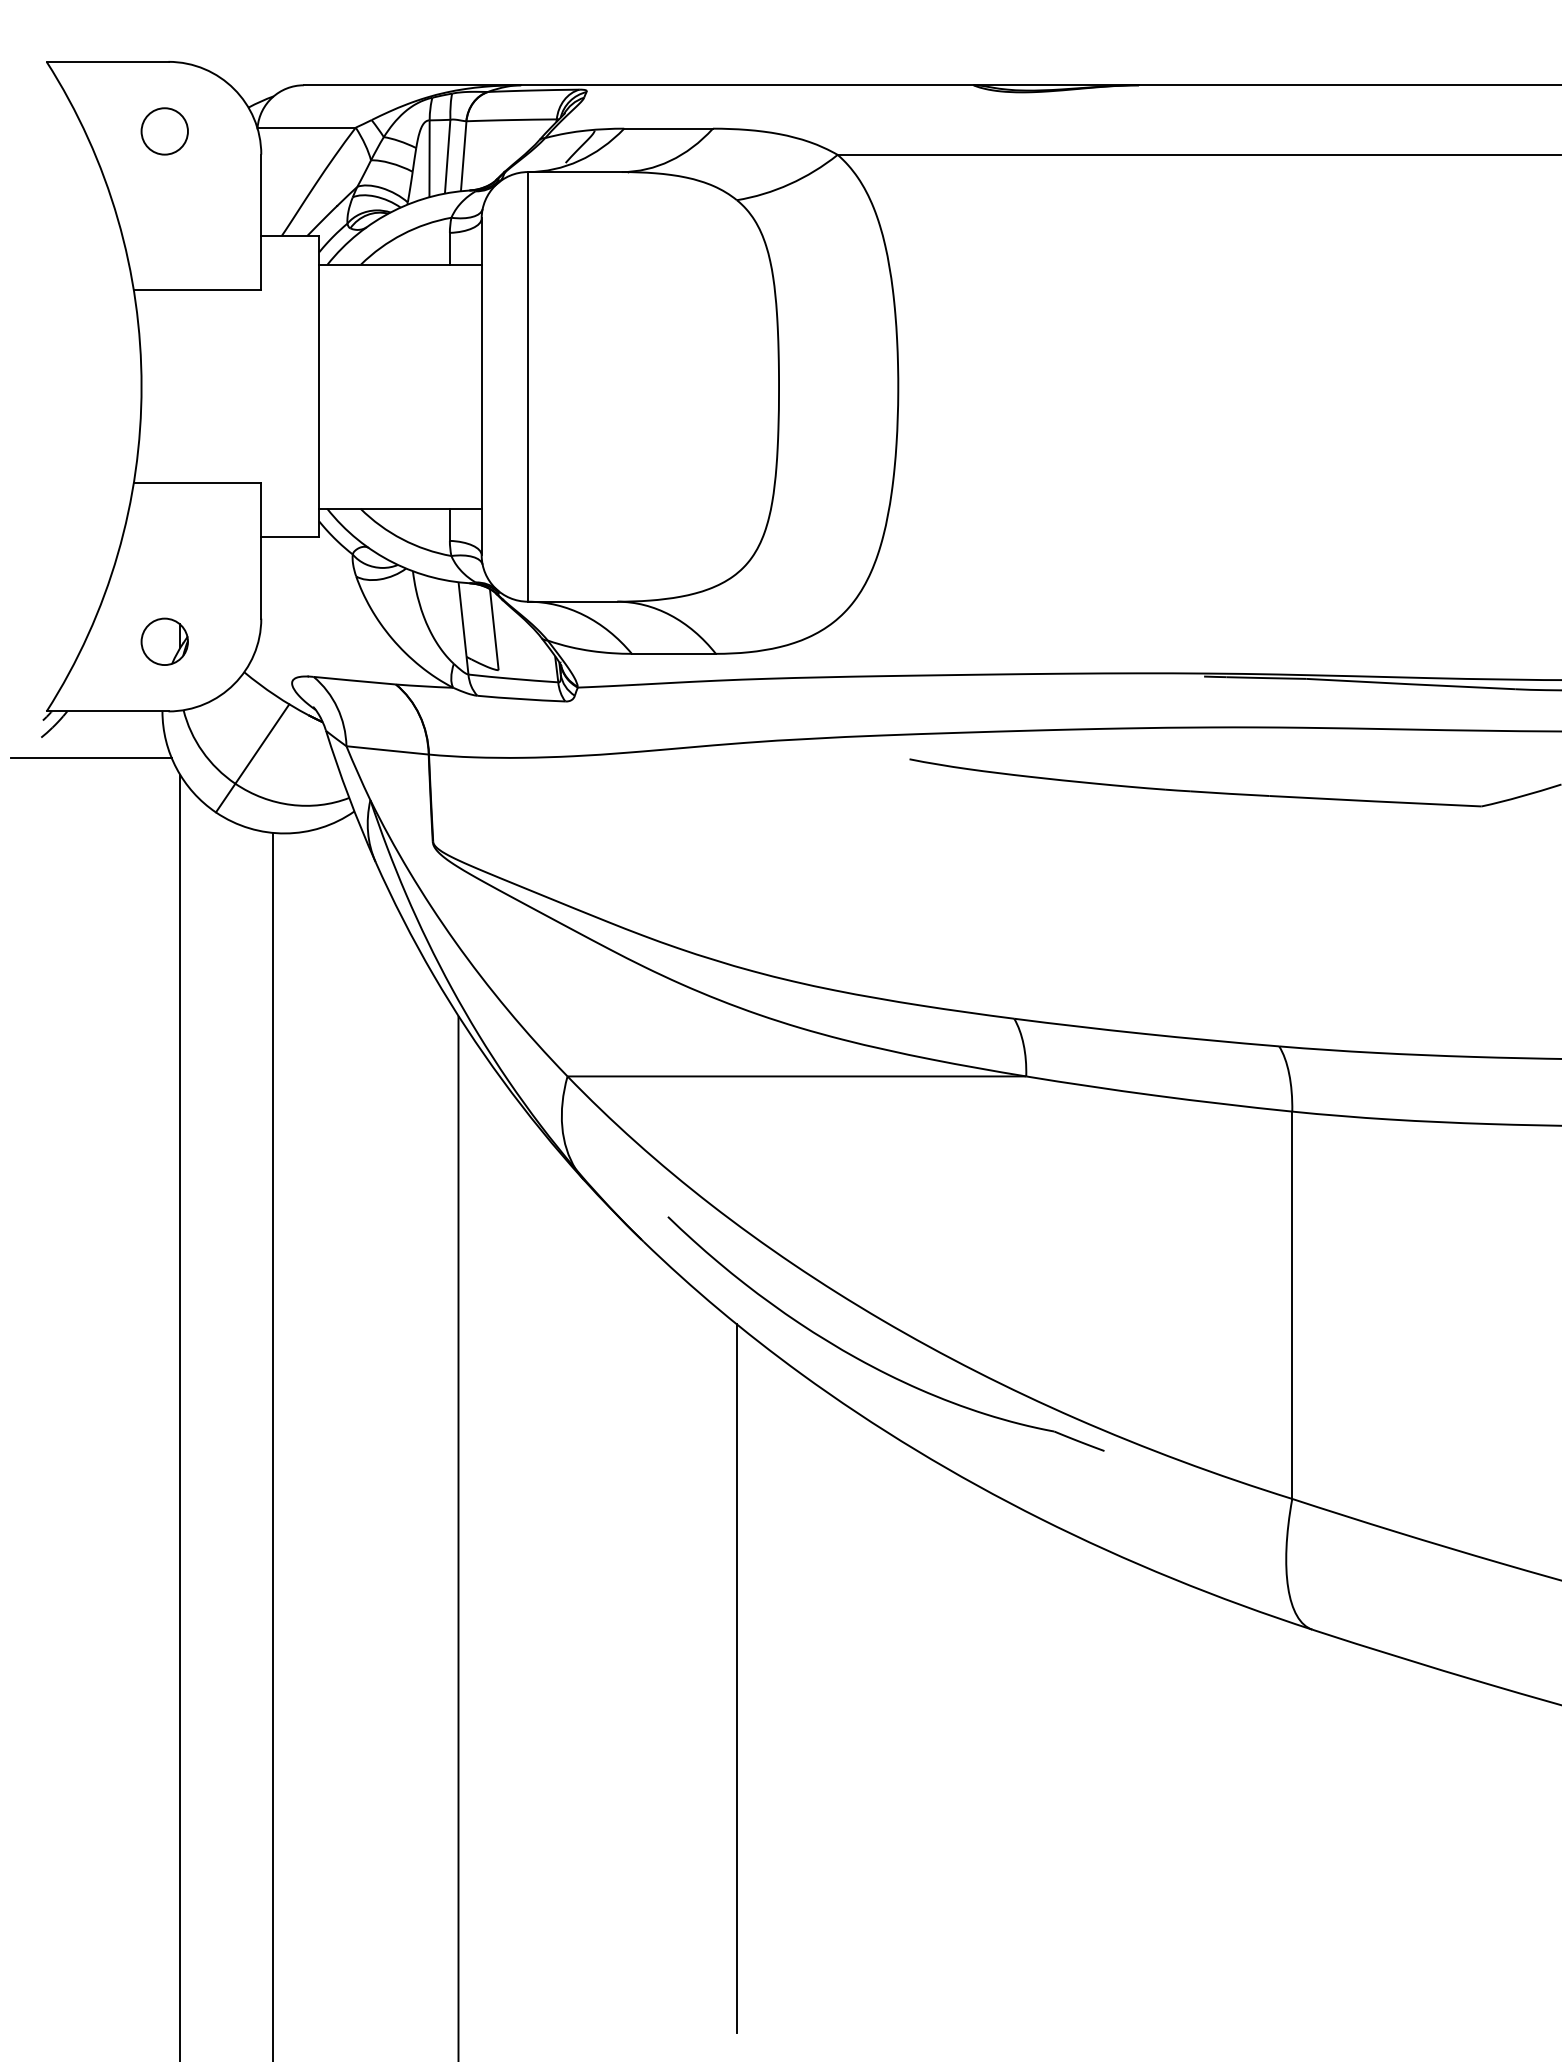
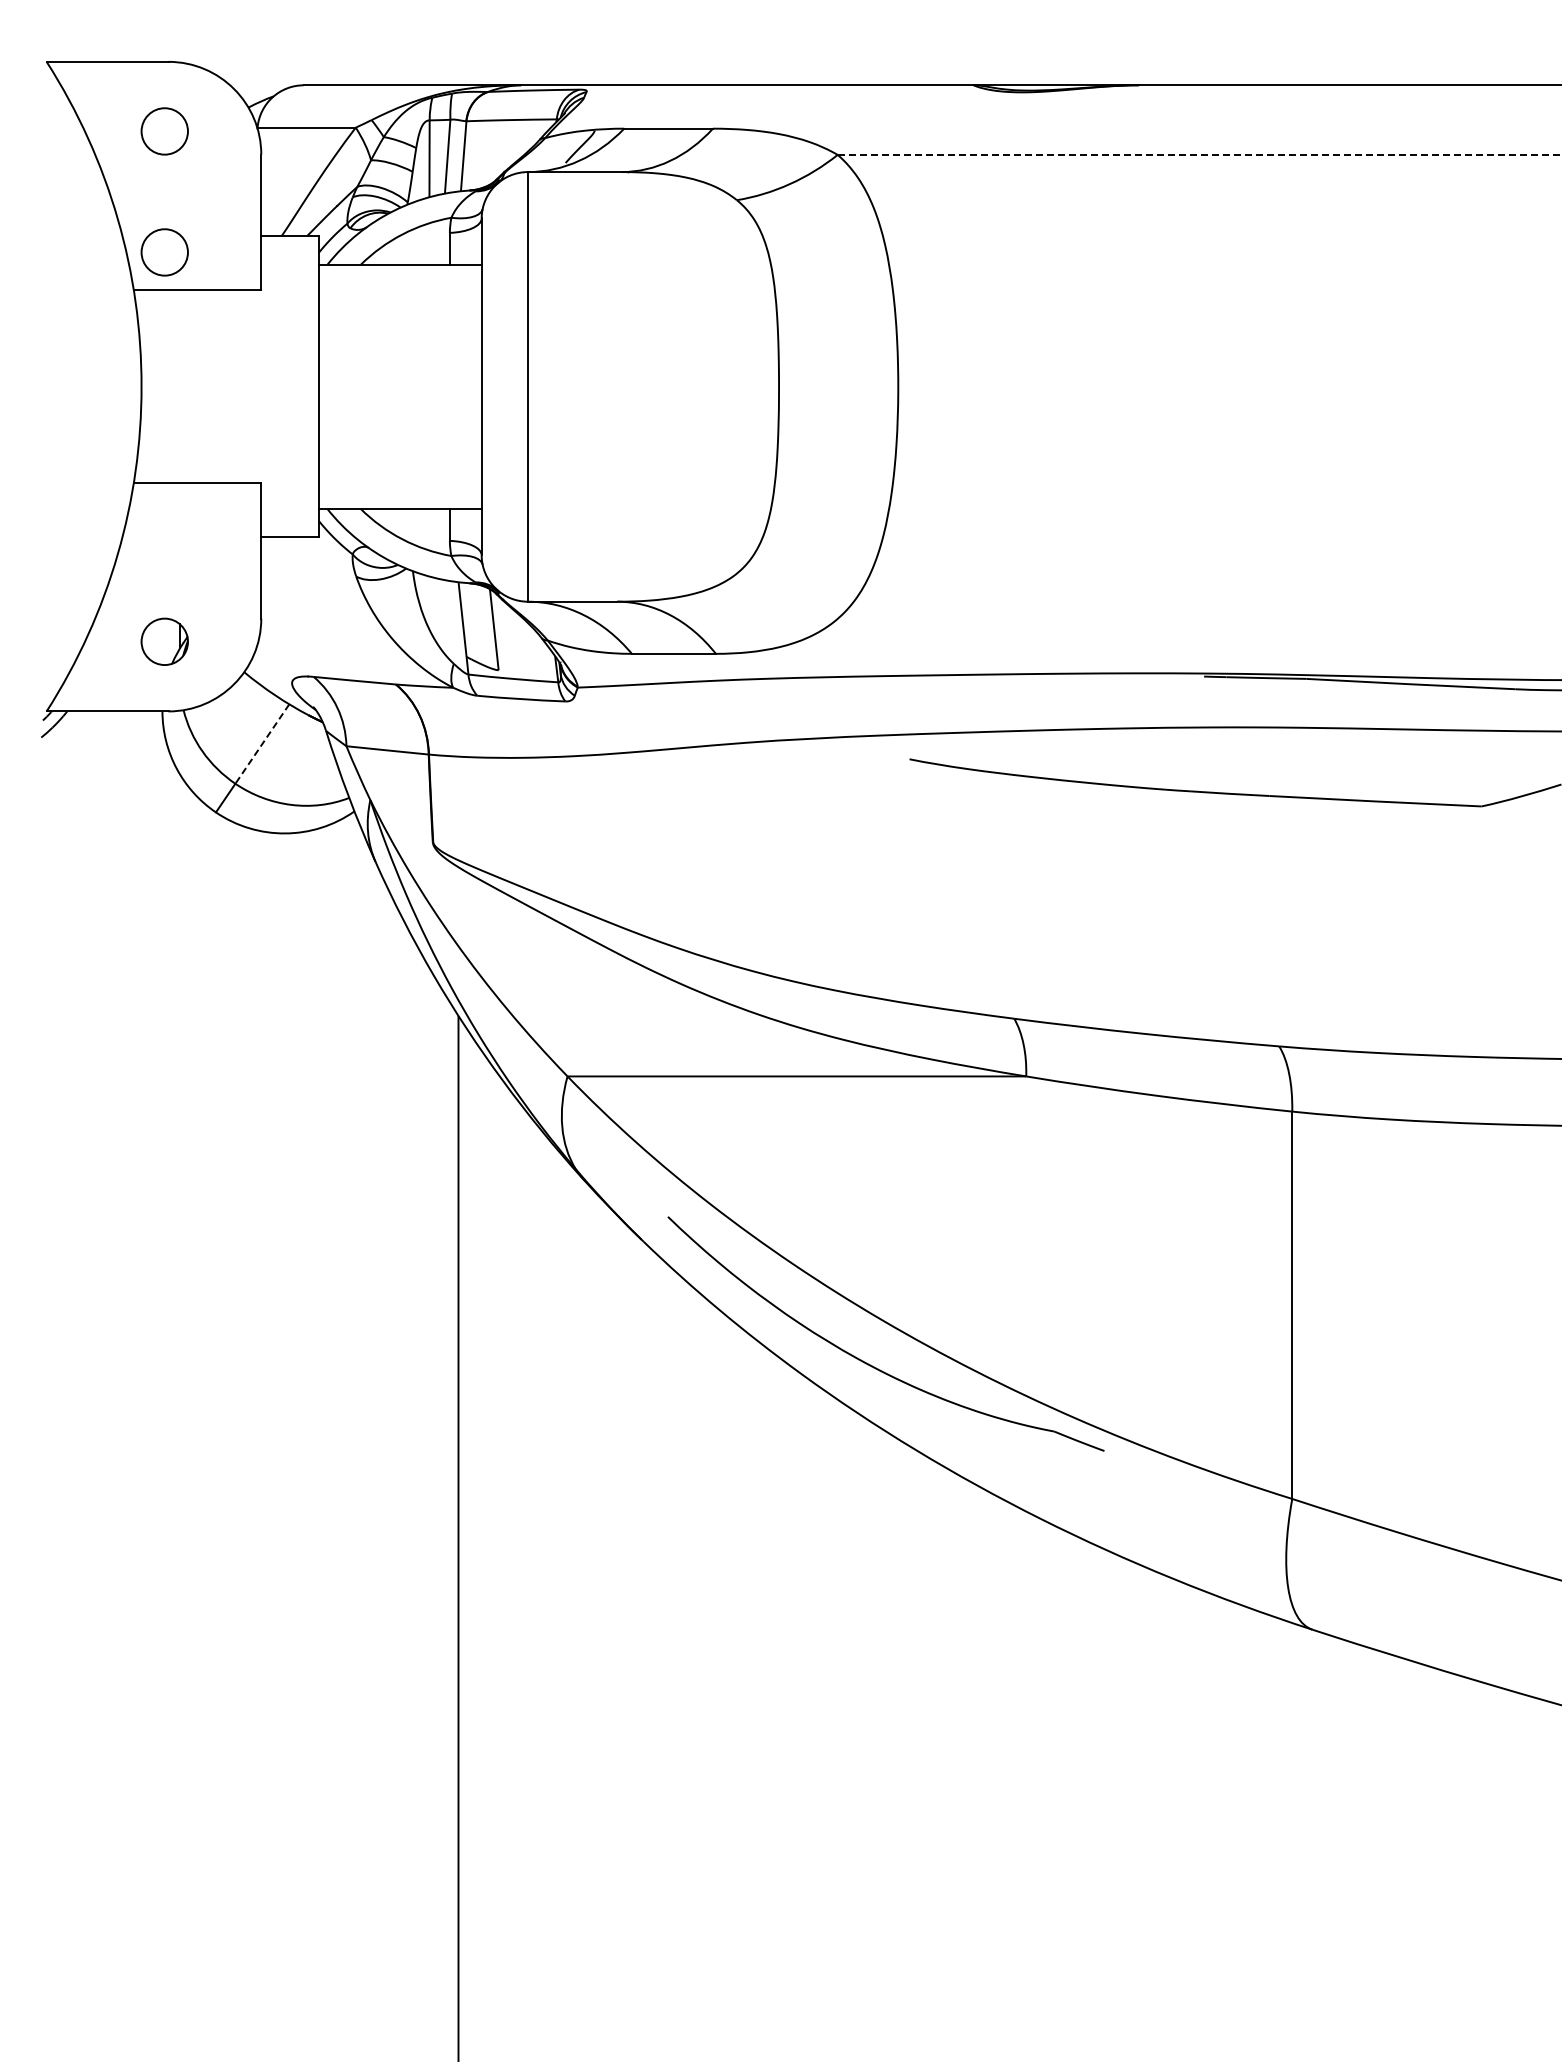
line: solid -> dashed (1199, 154)
circle: none -> present (164, 252)
line: solid -> dashed (262, 744)
line: present -> none (90, 757)
line: present -> none (180, 1416)
line: present -> none (272, 1445)
line: present -> none (736, 1678)
